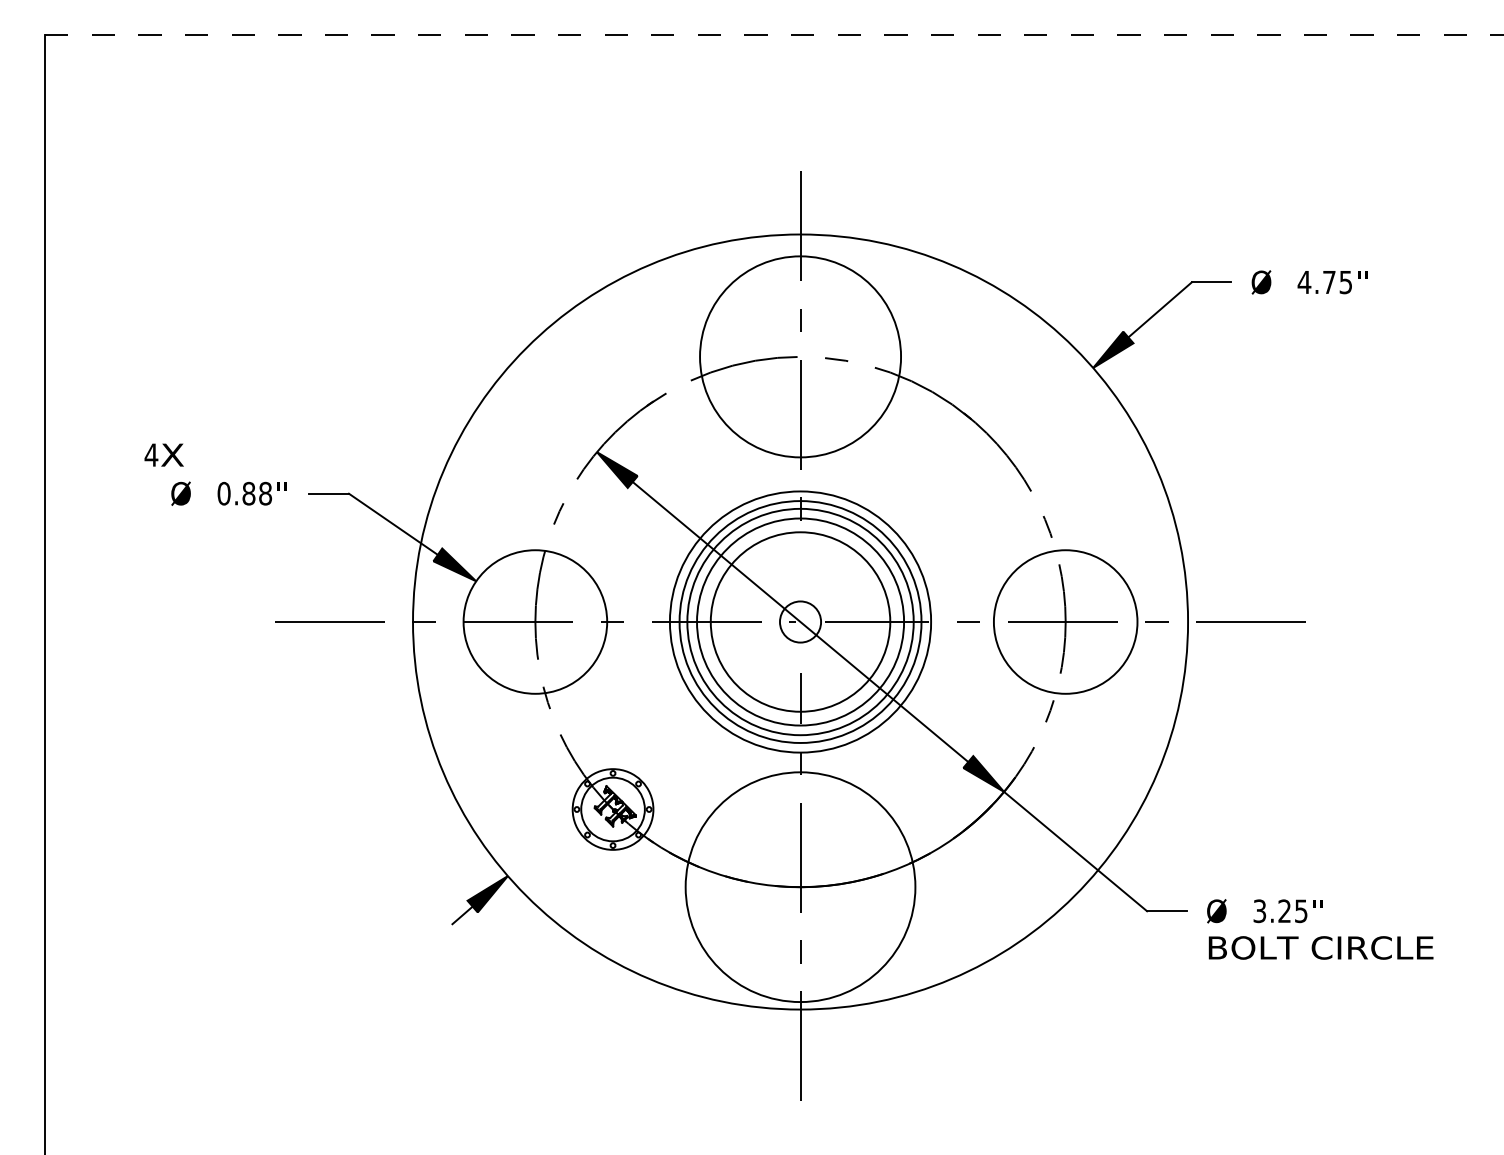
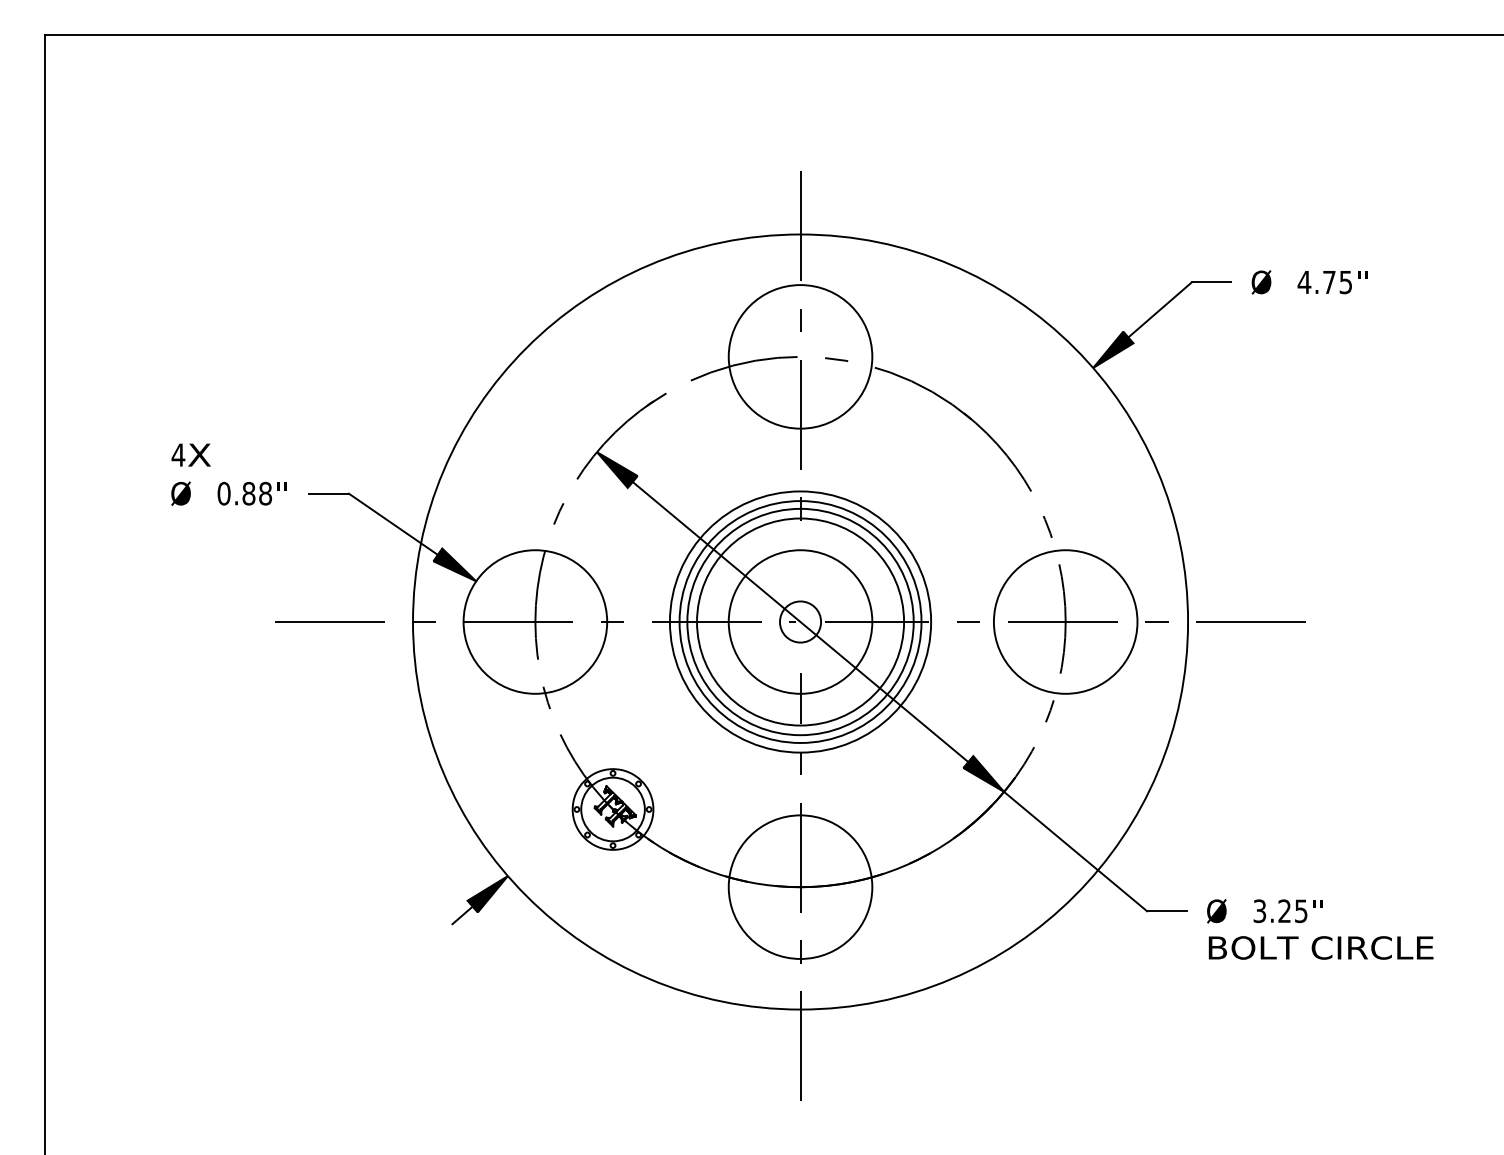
line: dashed -> solid (774, 34)
circle diameter: 201 px -> 144 px (800, 356)
text position: (163, 454) -> (190, 454) (190, 454)
circle diameter: 179 px -> 144 px (800, 621)
circle diameter: 230 px -> 144 px (800, 886)
